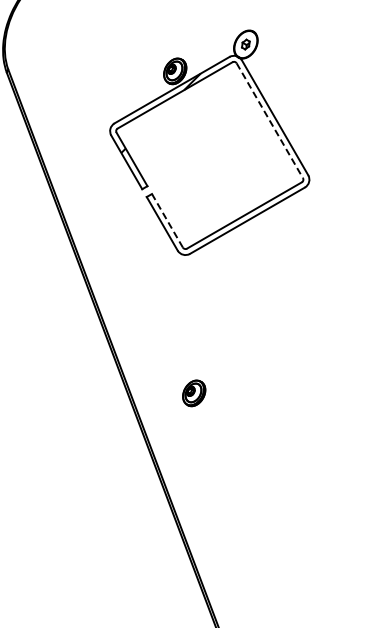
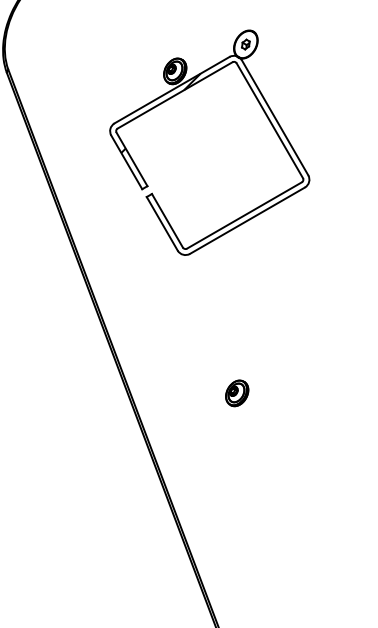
line: dashed -> solid (270, 121)
line: dashed -> solid (167, 220)
part position: (194, 393) -> (237, 393) (237, 393)
